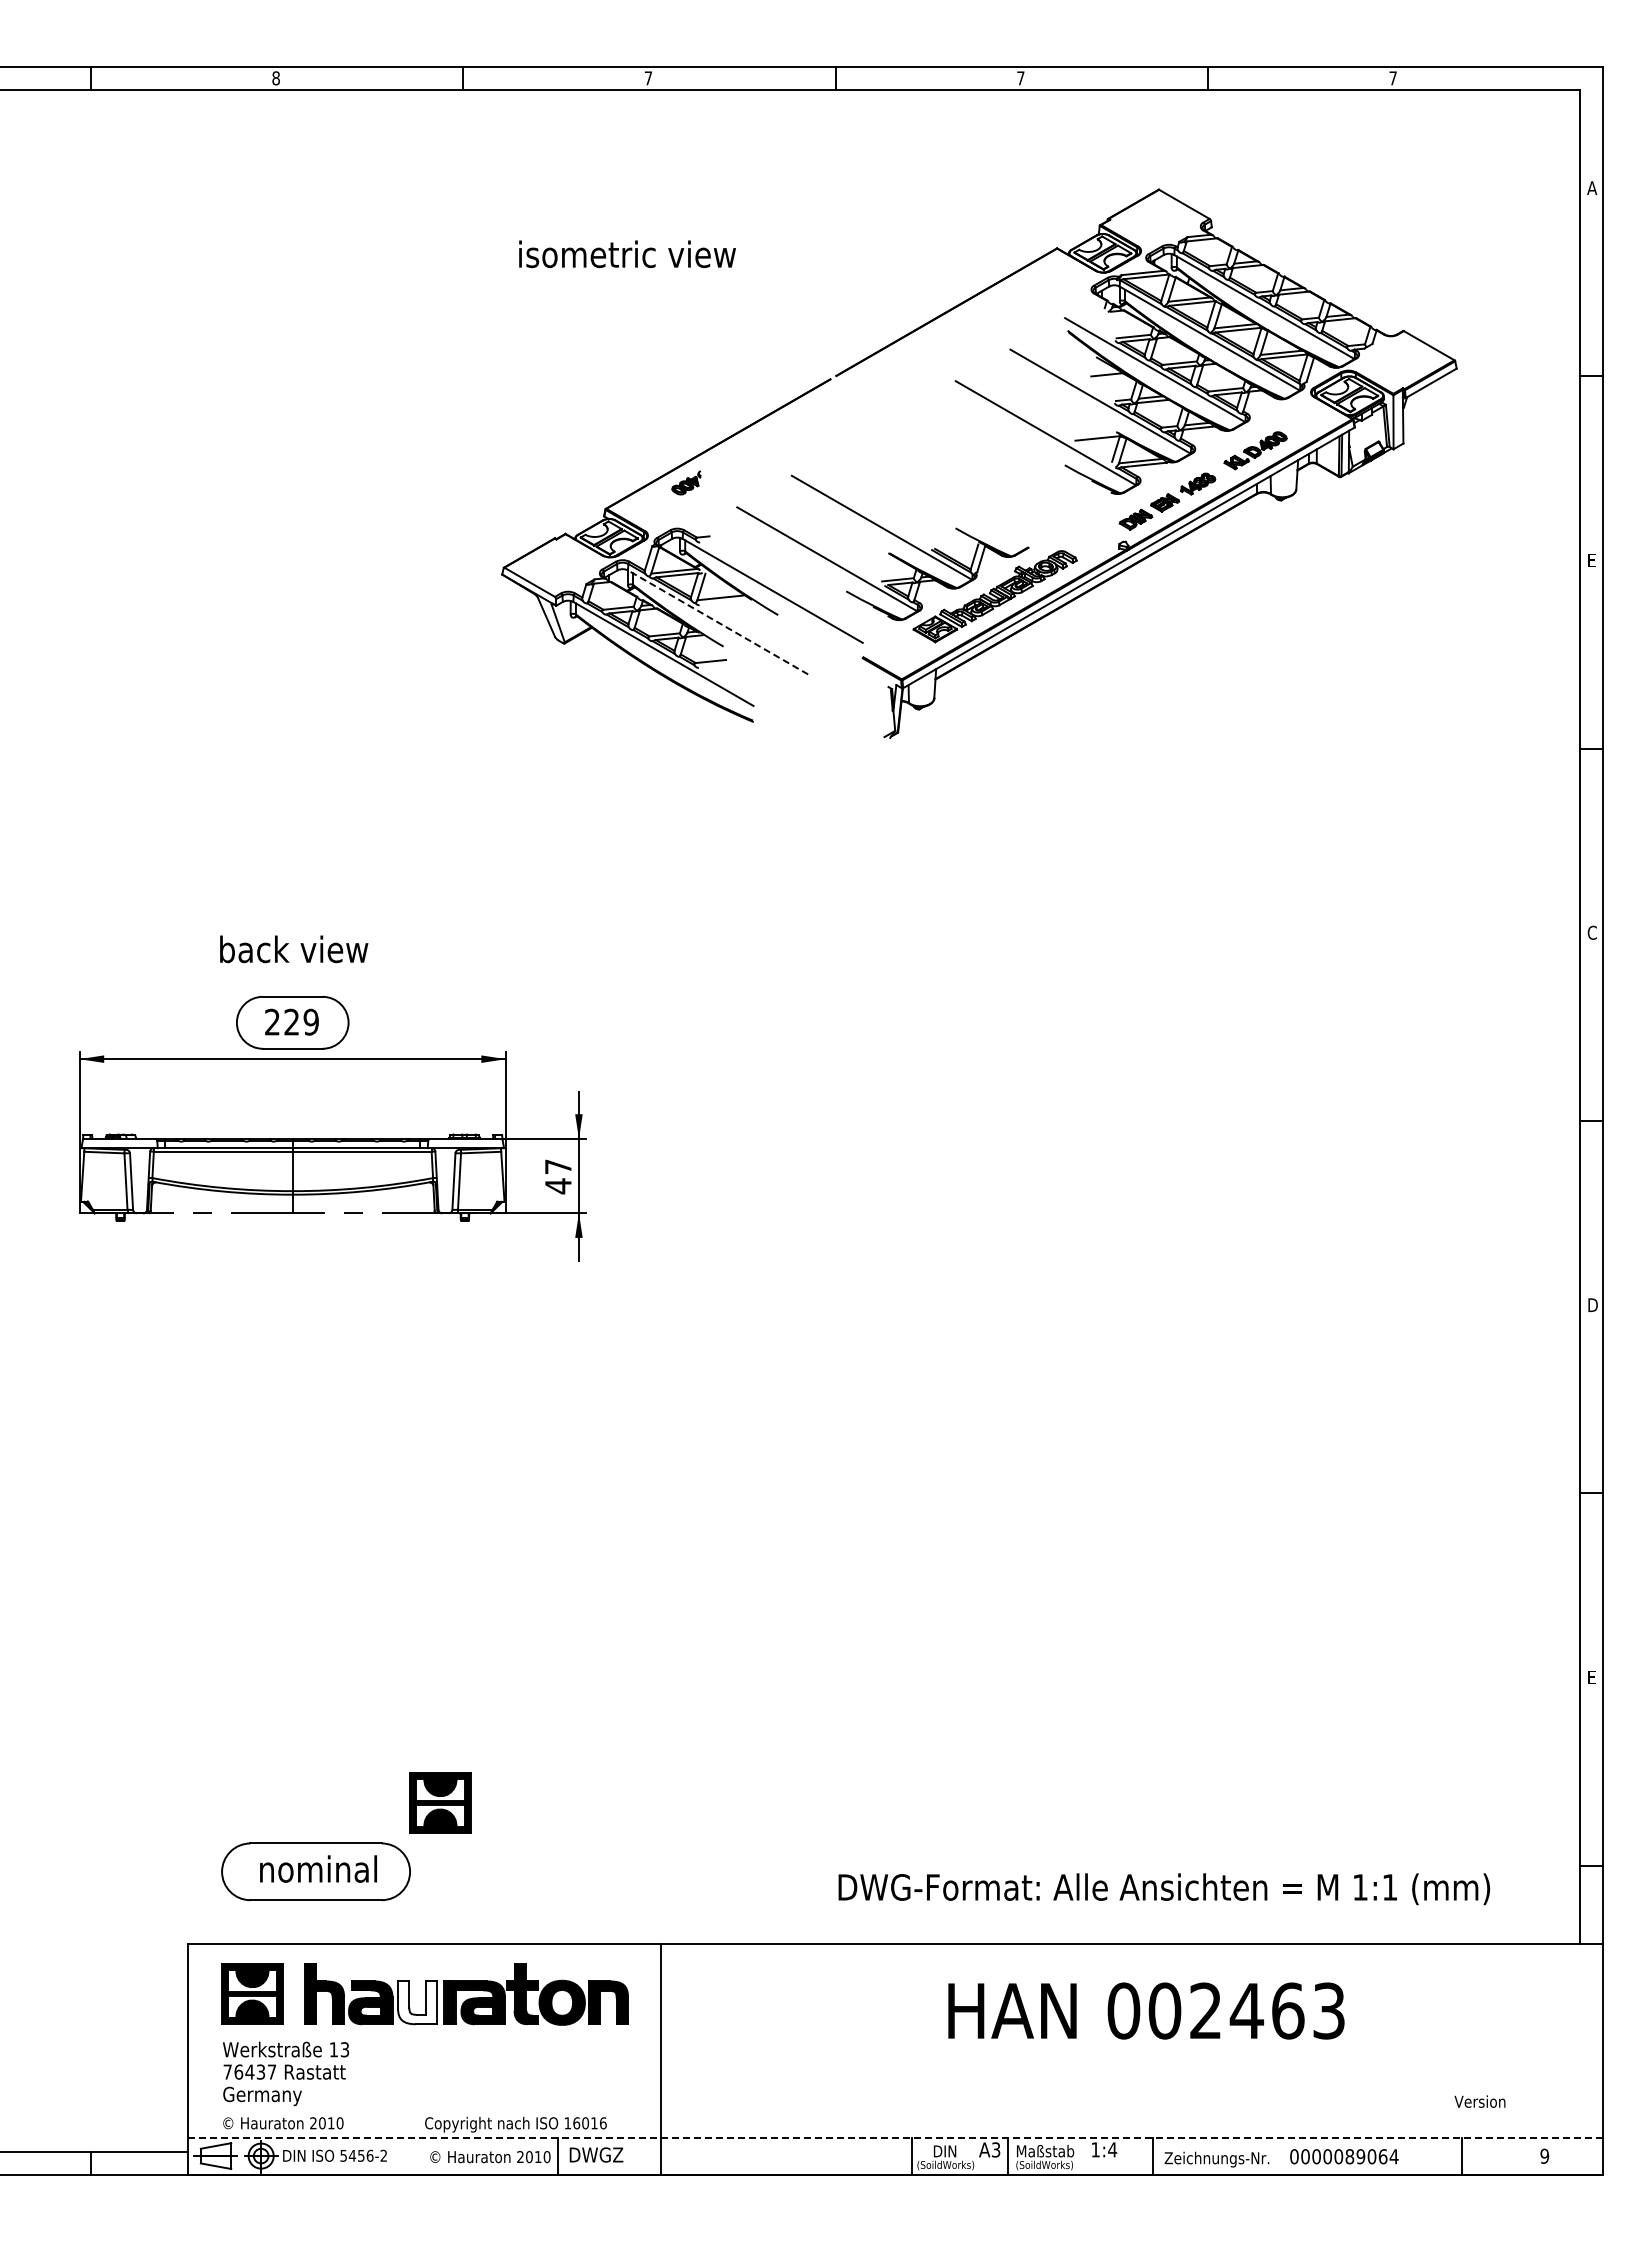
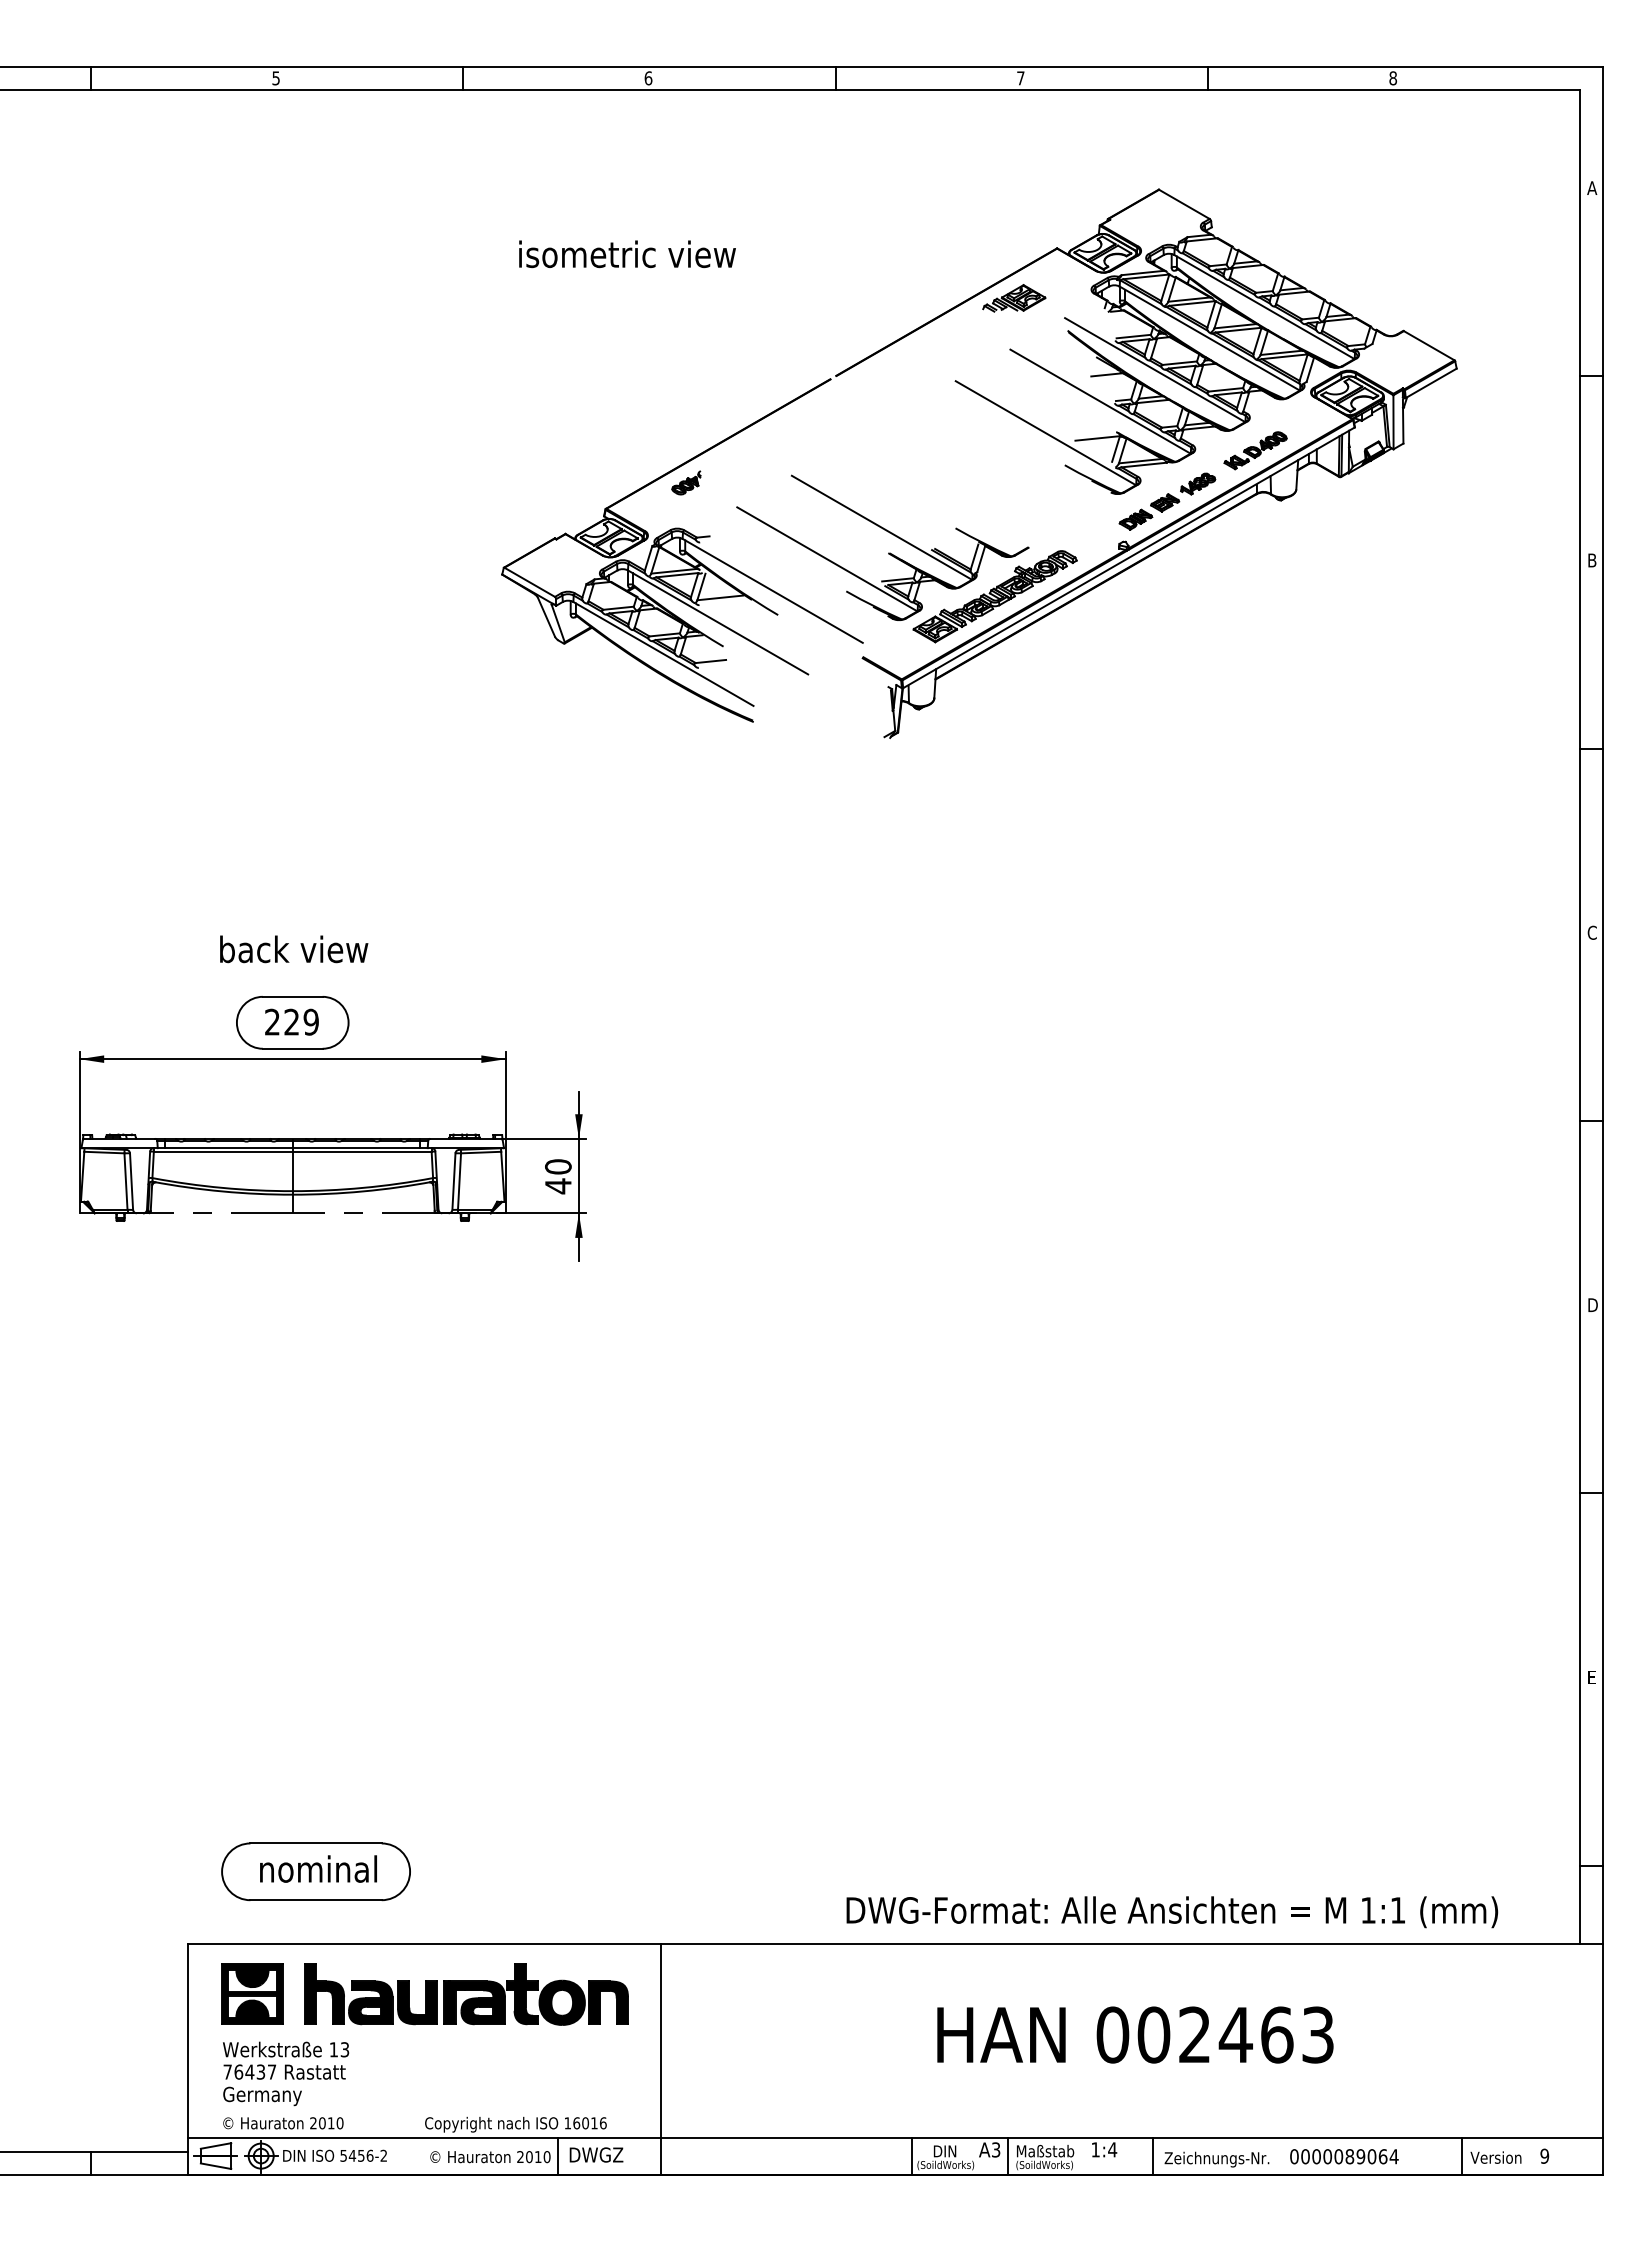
text: 8 -> 5 (275, 78)
text: 7 -> 6 (648, 78)
text: 7 -> 8 (1393, 78)
part: none -> present (1014, 298)
text: E -> B (1592, 560)
line: dashed -> solid (717, 622)
text: 47 -> 40 (558, 1166)
part: present -> none (440, 1802)
text position: (1164, 1889) -> (1172, 1912) (1172, 1912)
fill: none -> present (417, 2002)
text position: (1146, 2010) -> (1135, 2034) (1135, 2034)
text position: (1479, 2101) -> (1495, 2157) (1495, 2157)
line: dashed -> solid (895, 2137)
